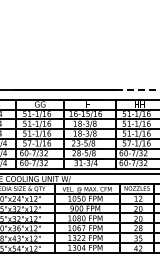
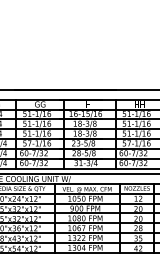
line: dashed -> solid (137, 89)
